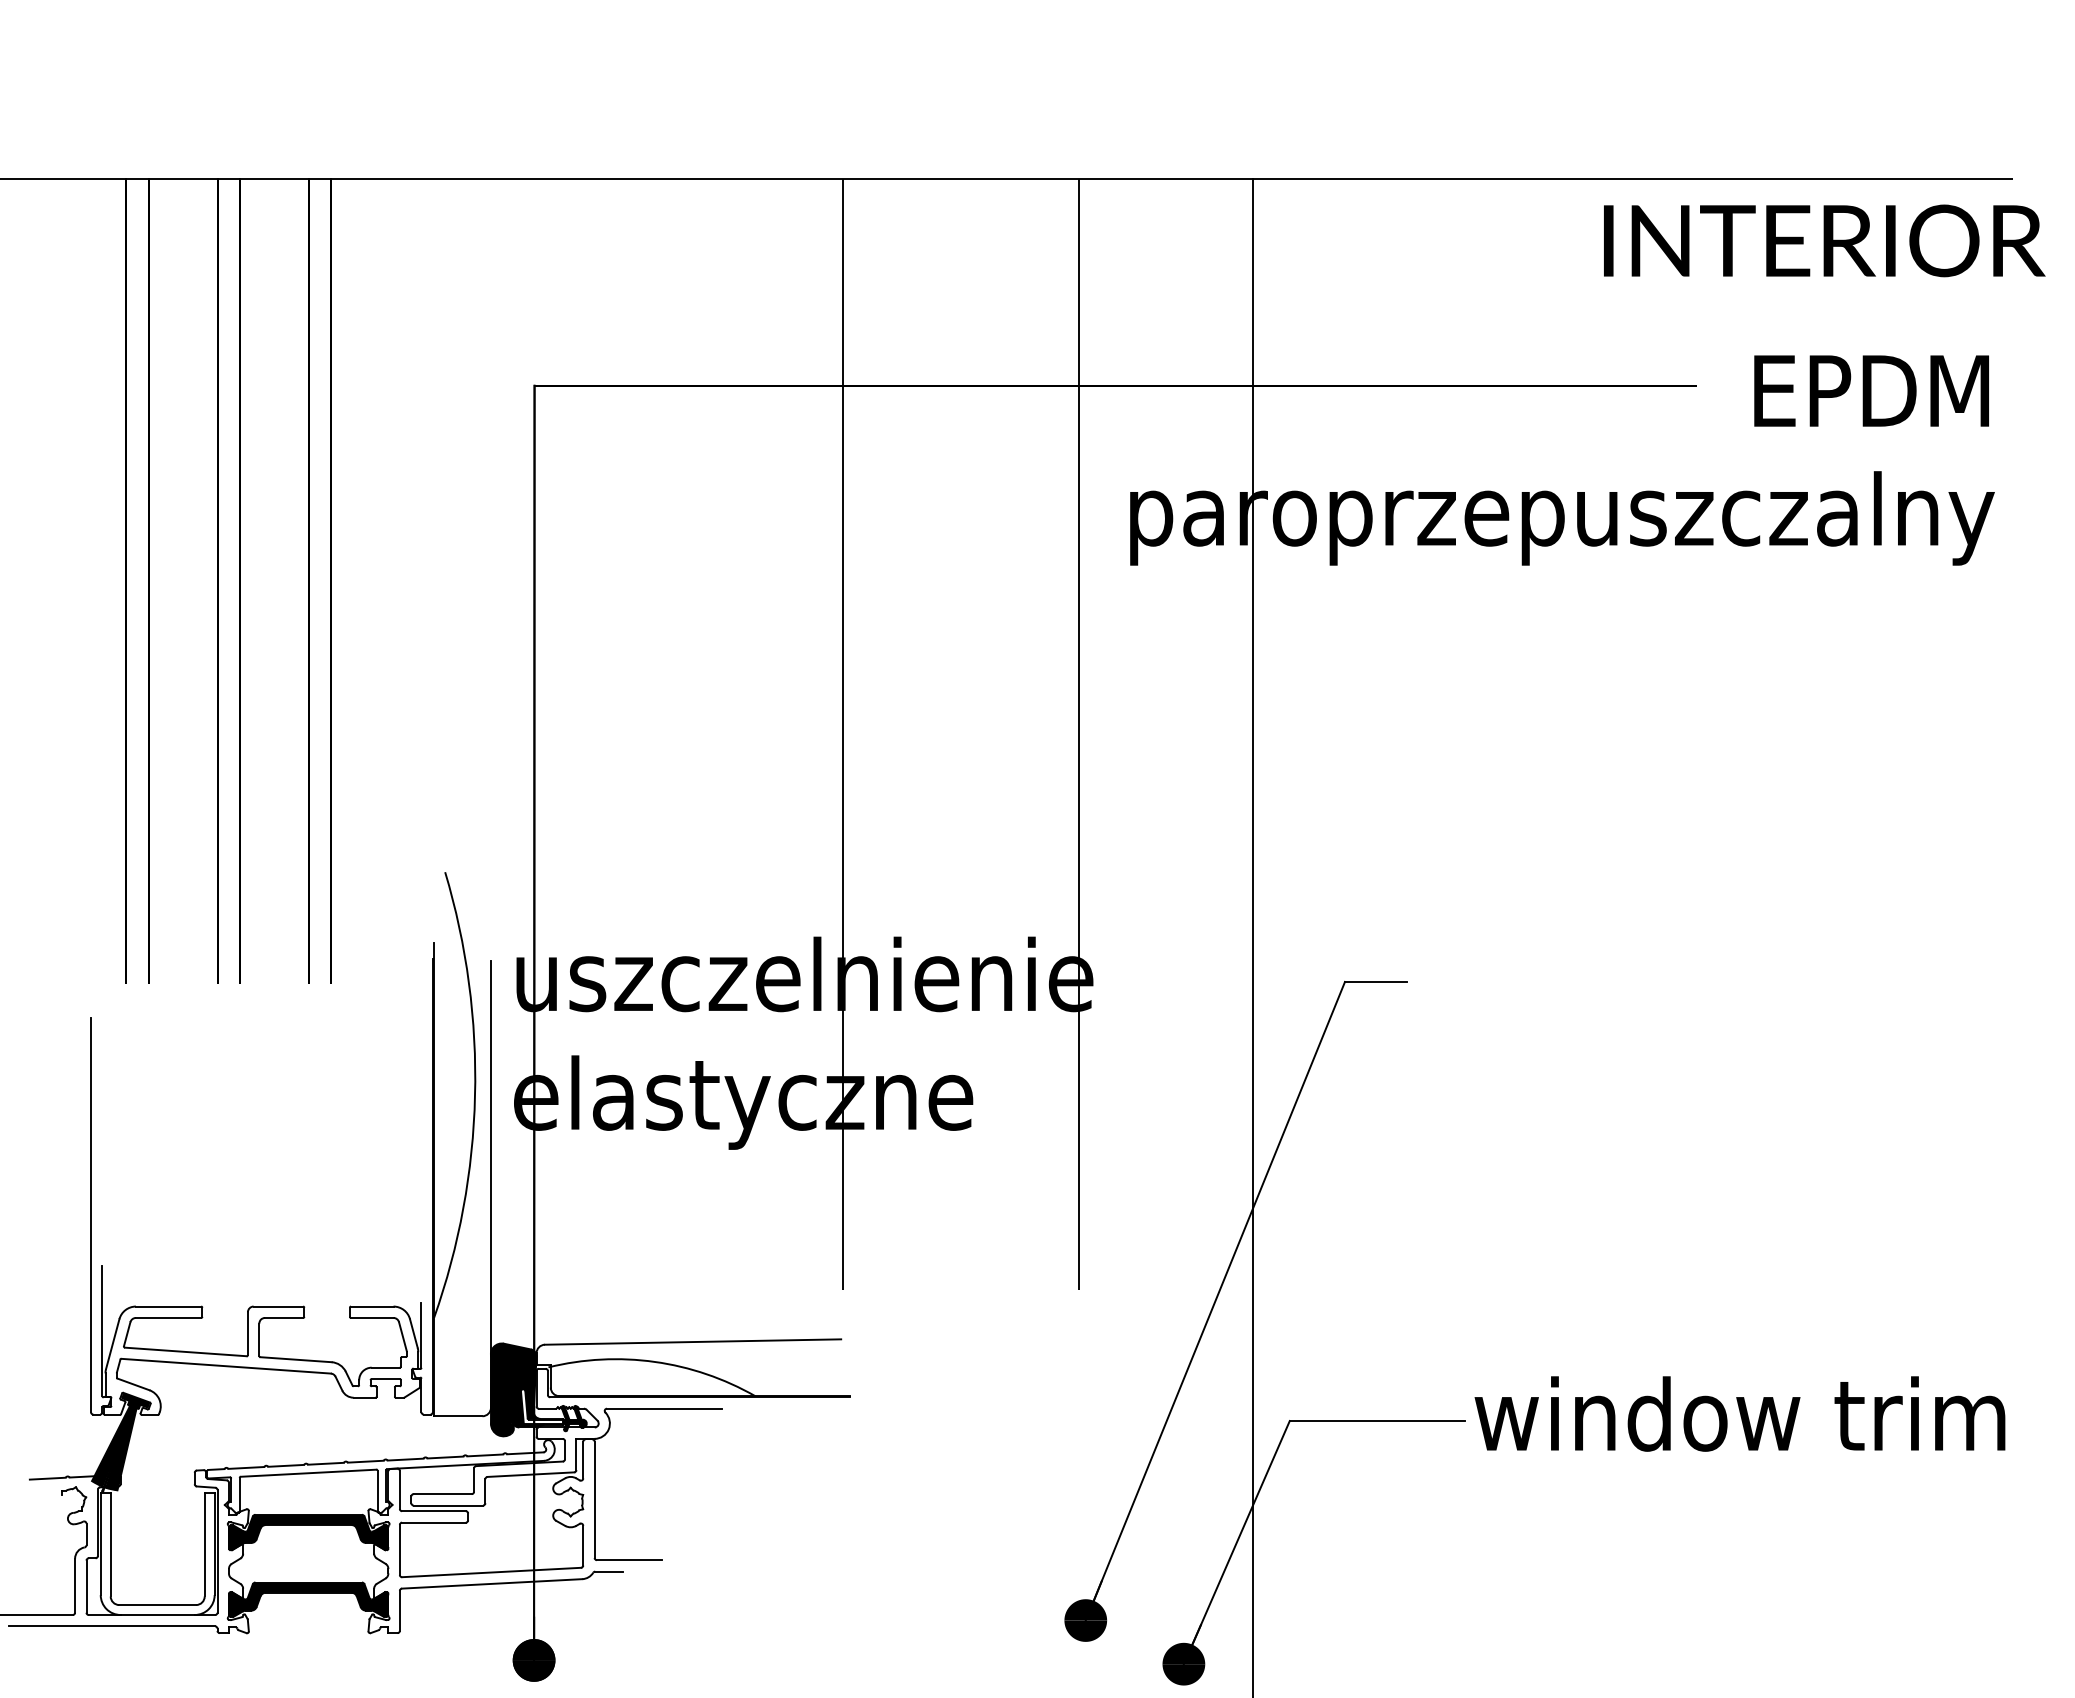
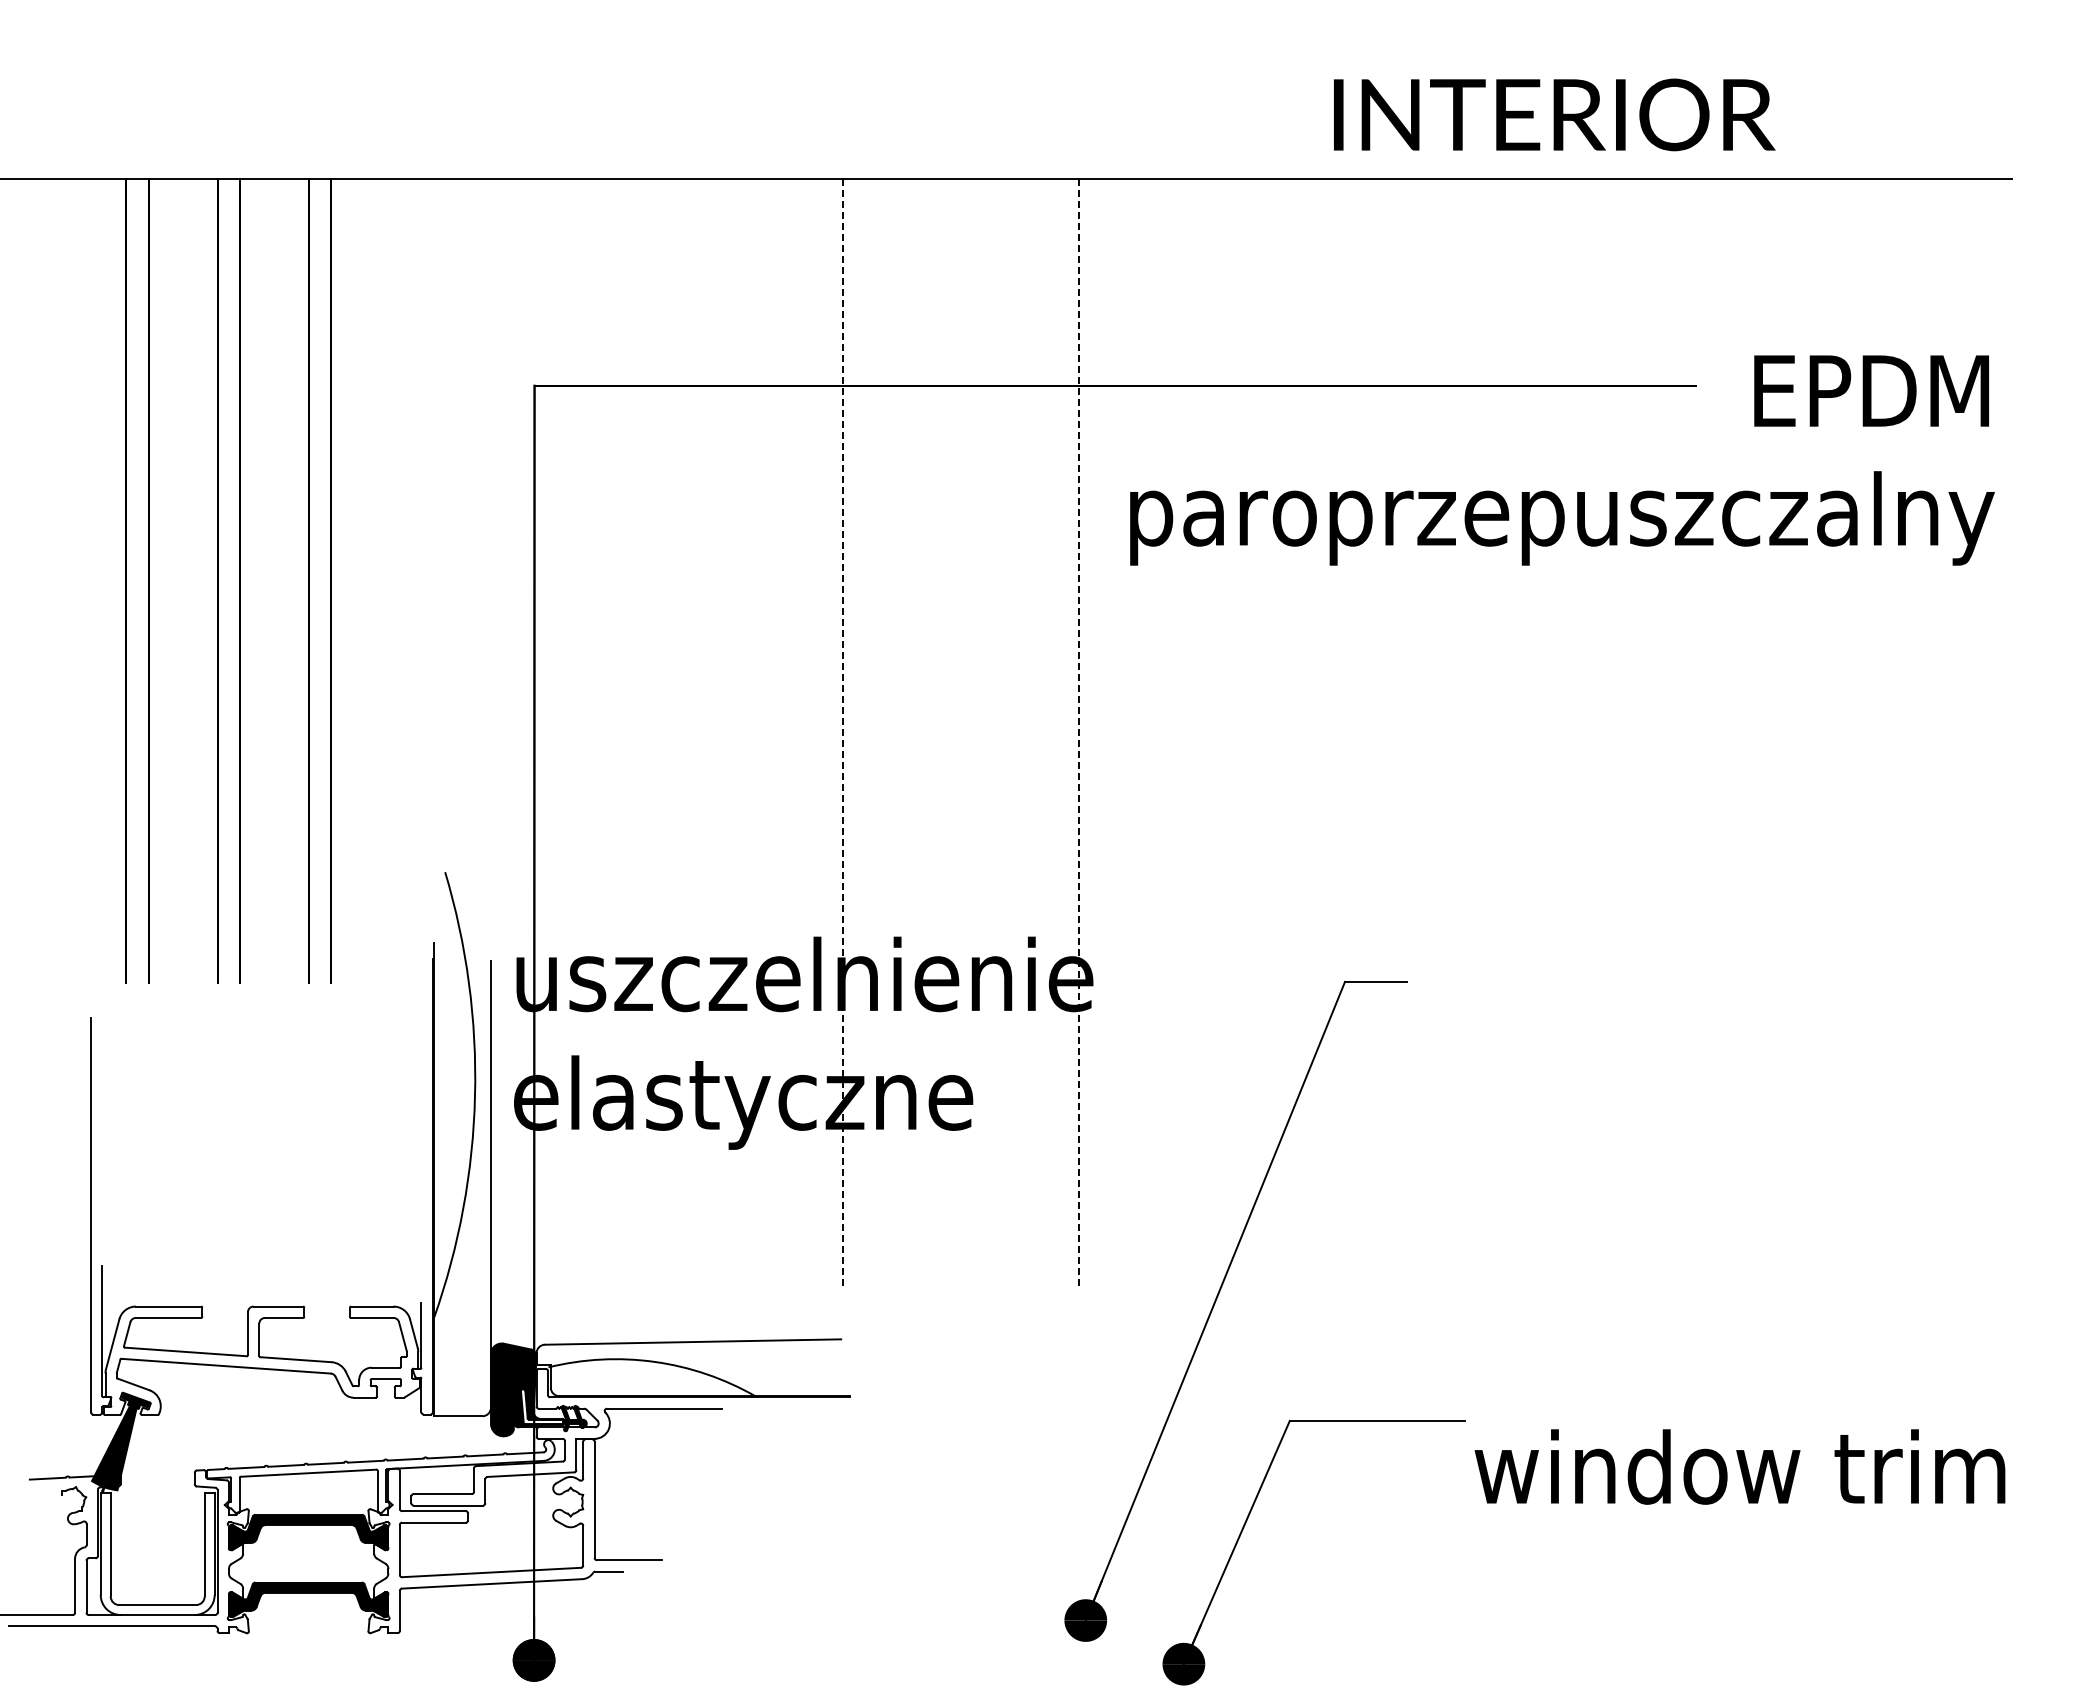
text position: (1824, 240) -> (1554, 114) (1554, 114)
line: solid -> dashed (843, 734)
line: solid -> dashed (1078, 734)
line: present -> none (1253, 936)
text position: (1739, 1413) -> (1739, 1466) (1739, 1466)
